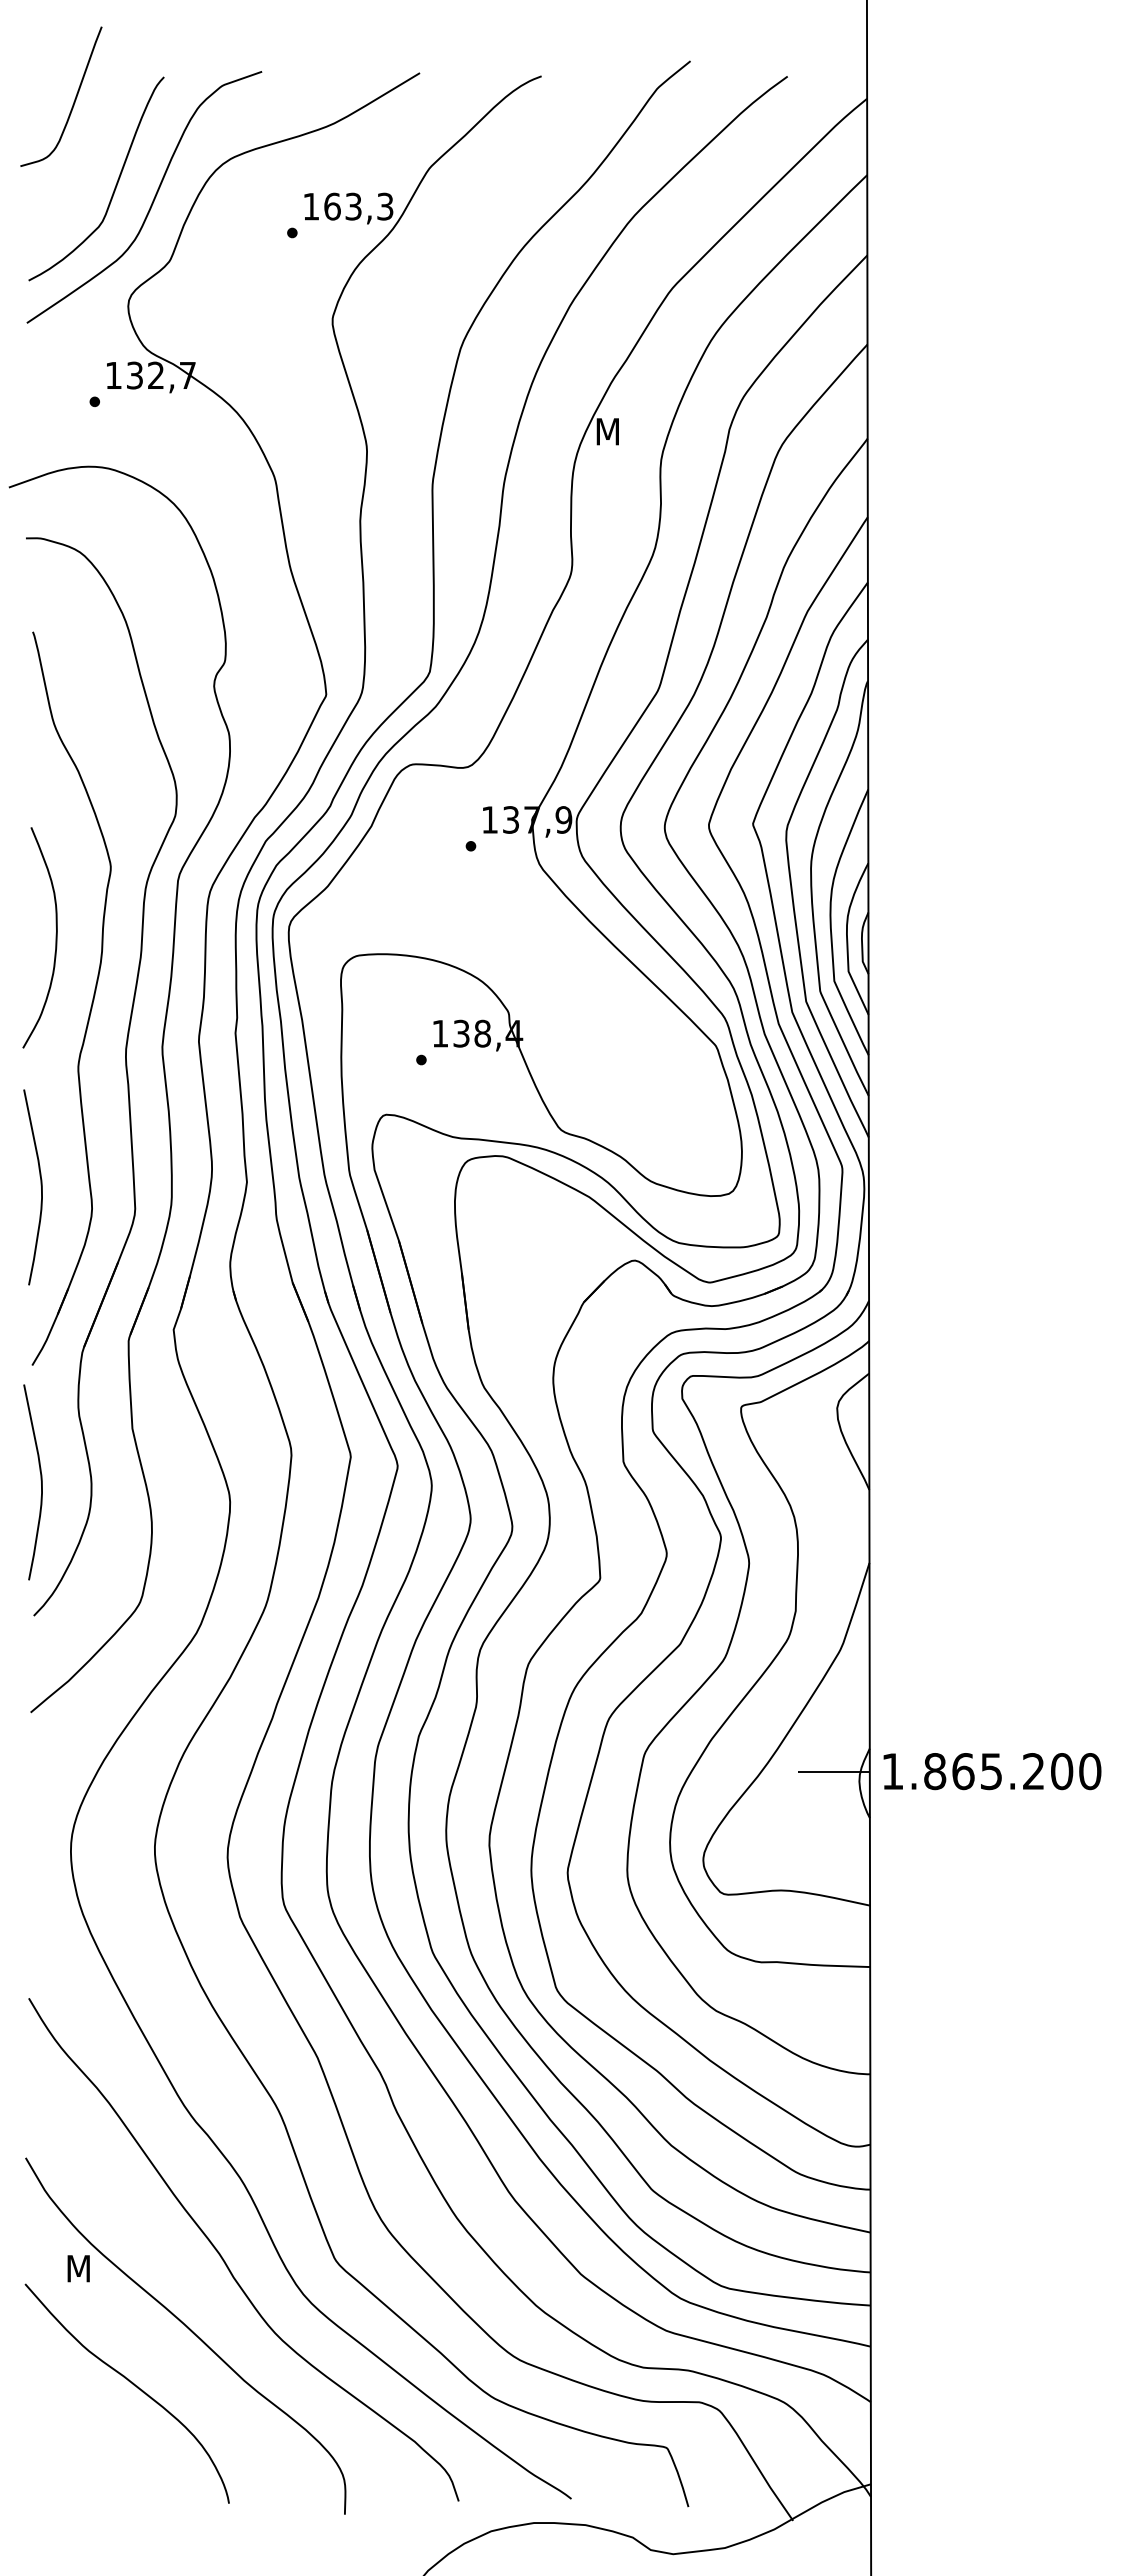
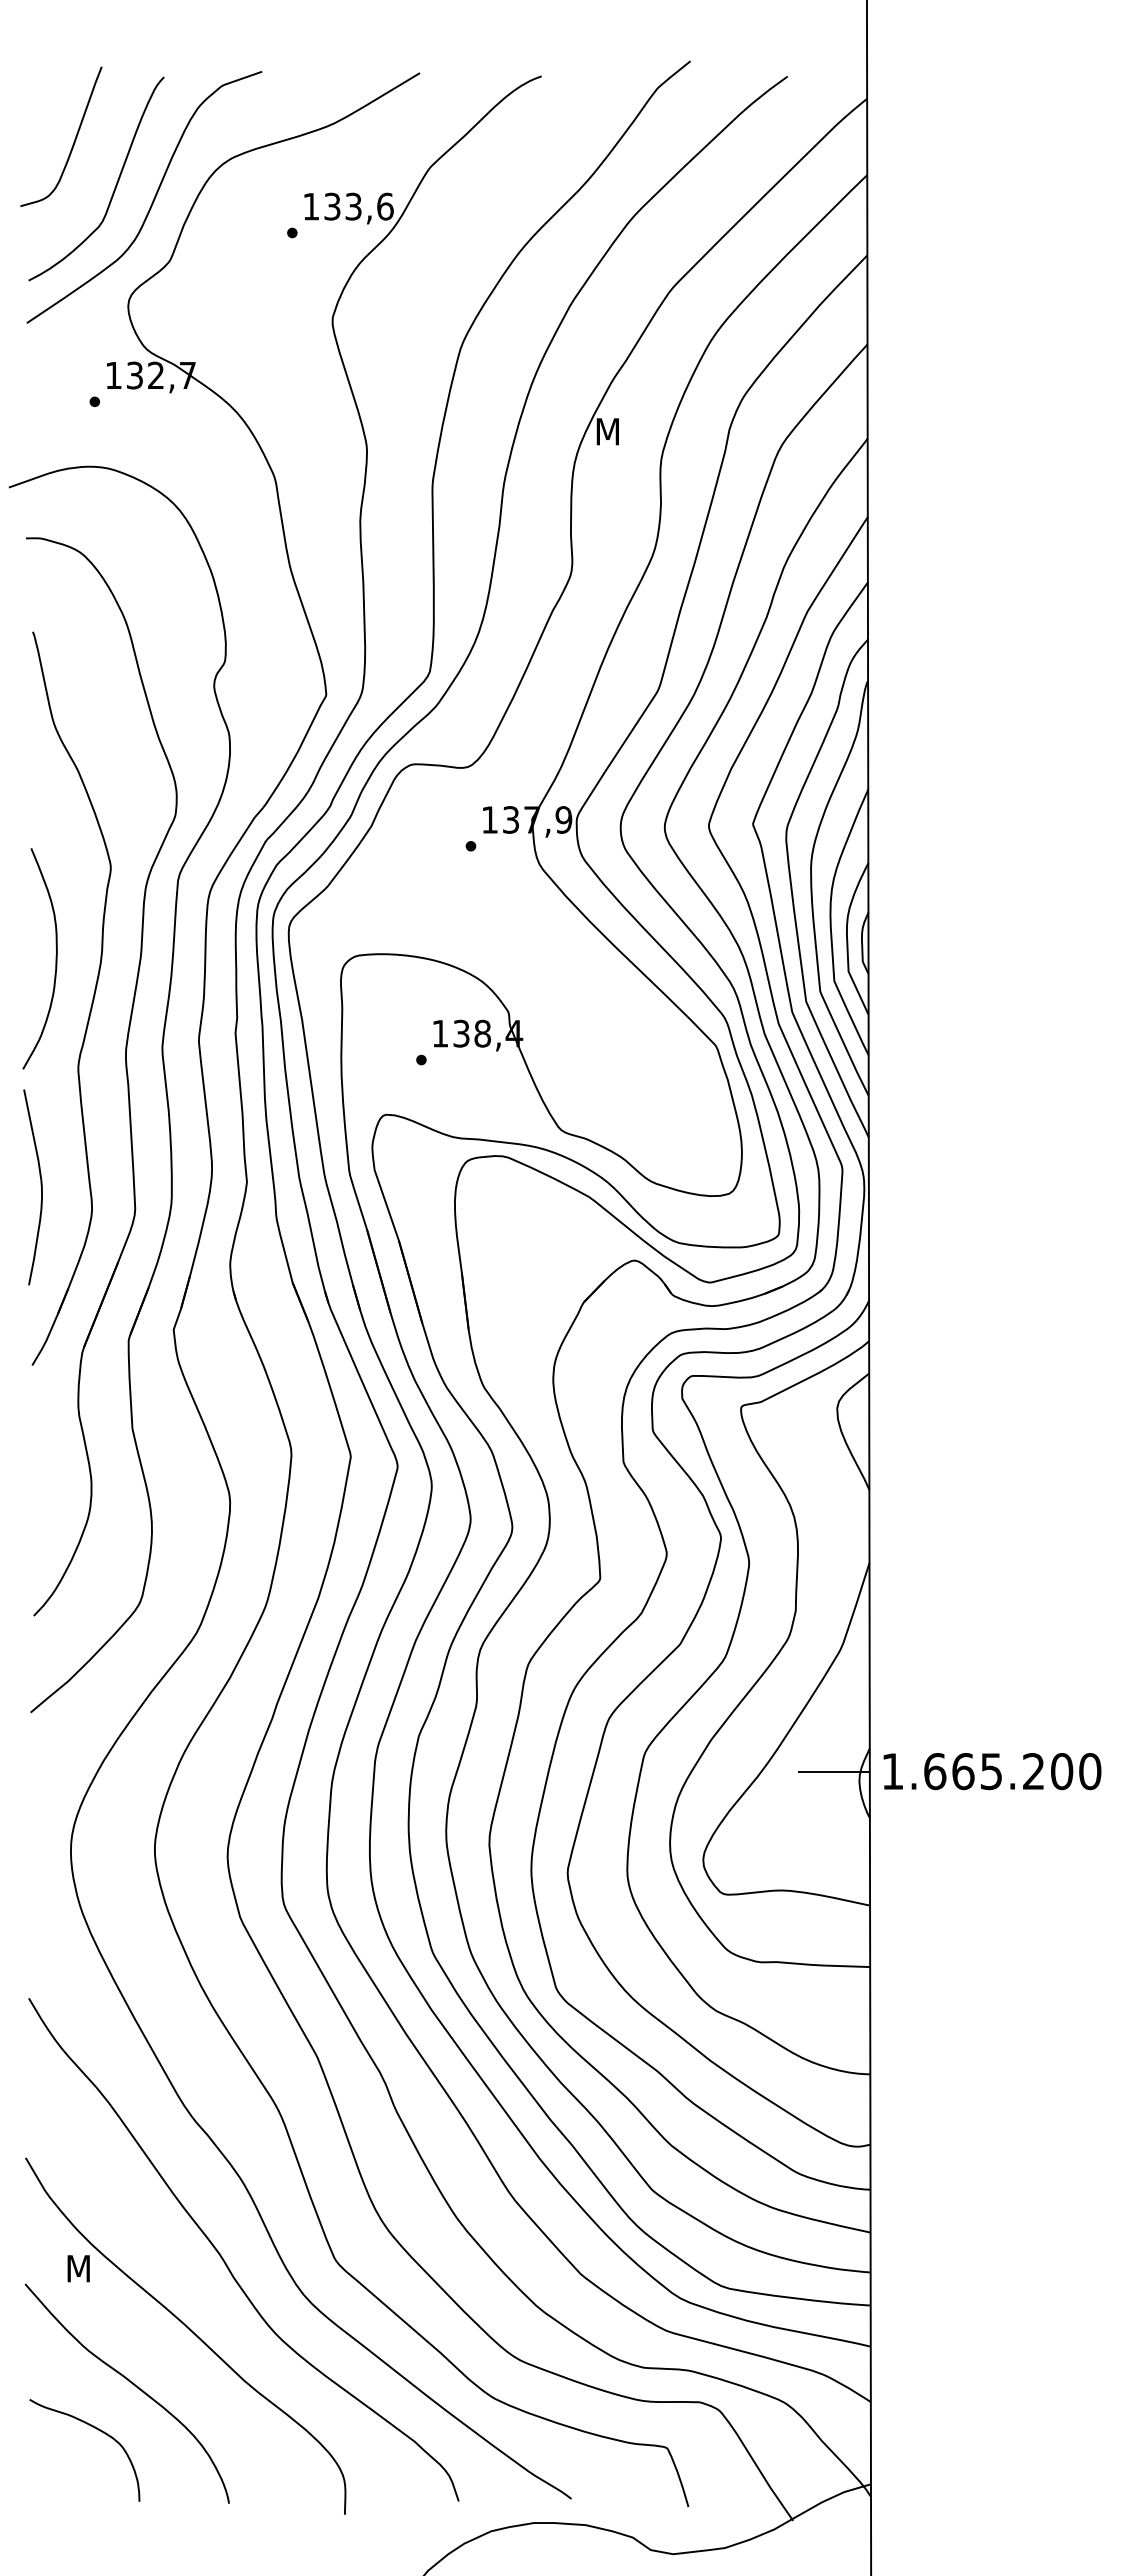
curve position: (73, 101) -> (73, 141) (73, 141)
text: 163,3 -> 133,6 (358, 206)
curve position: (55, 937) -> (55, 958) (55, 958)
curve: present -> none (40, 1480)
text: 1.865.200 -> 1.665.200 (935, 1771)
curve: none -> present (94, 2428)
